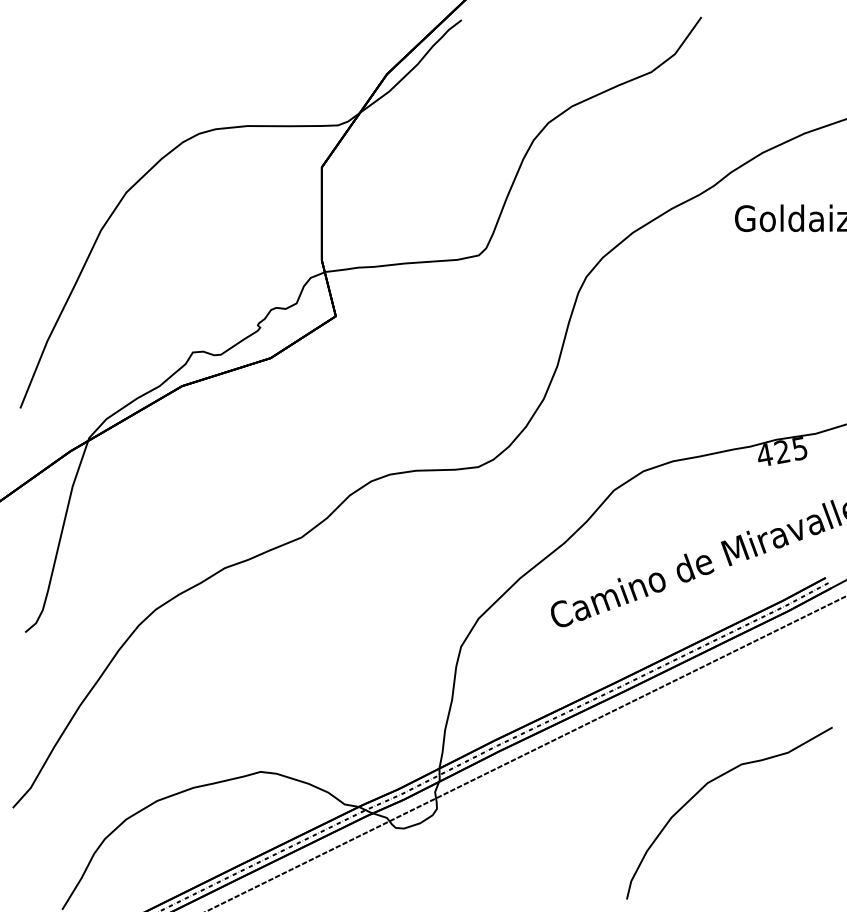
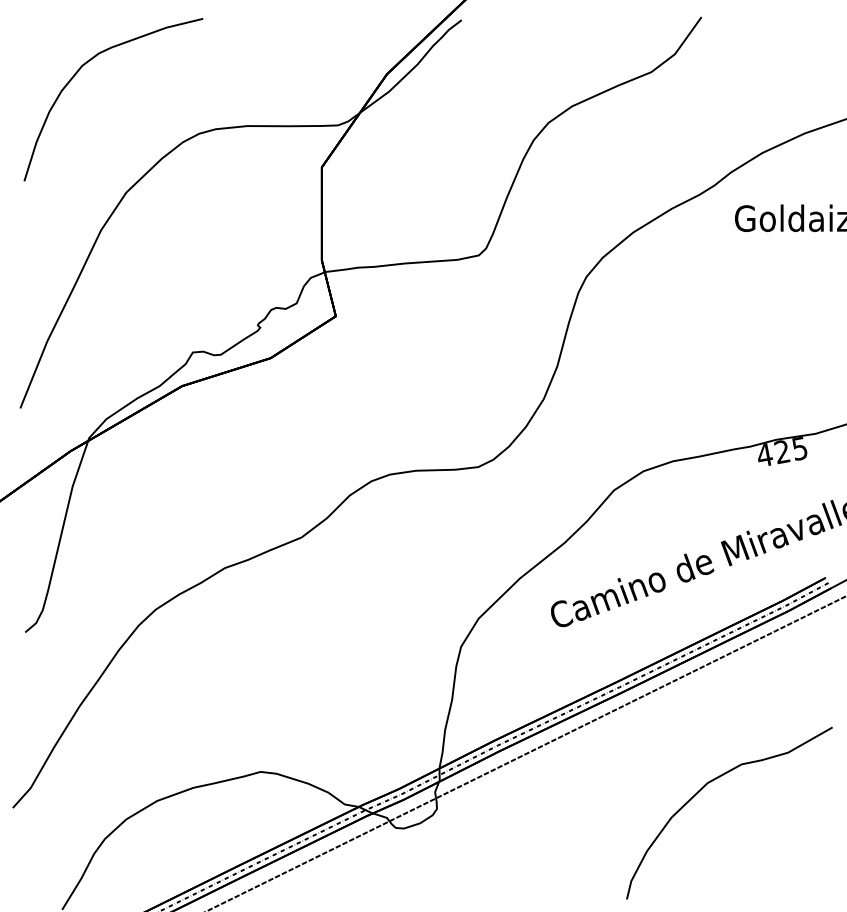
curve: none -> present (78, 72)
